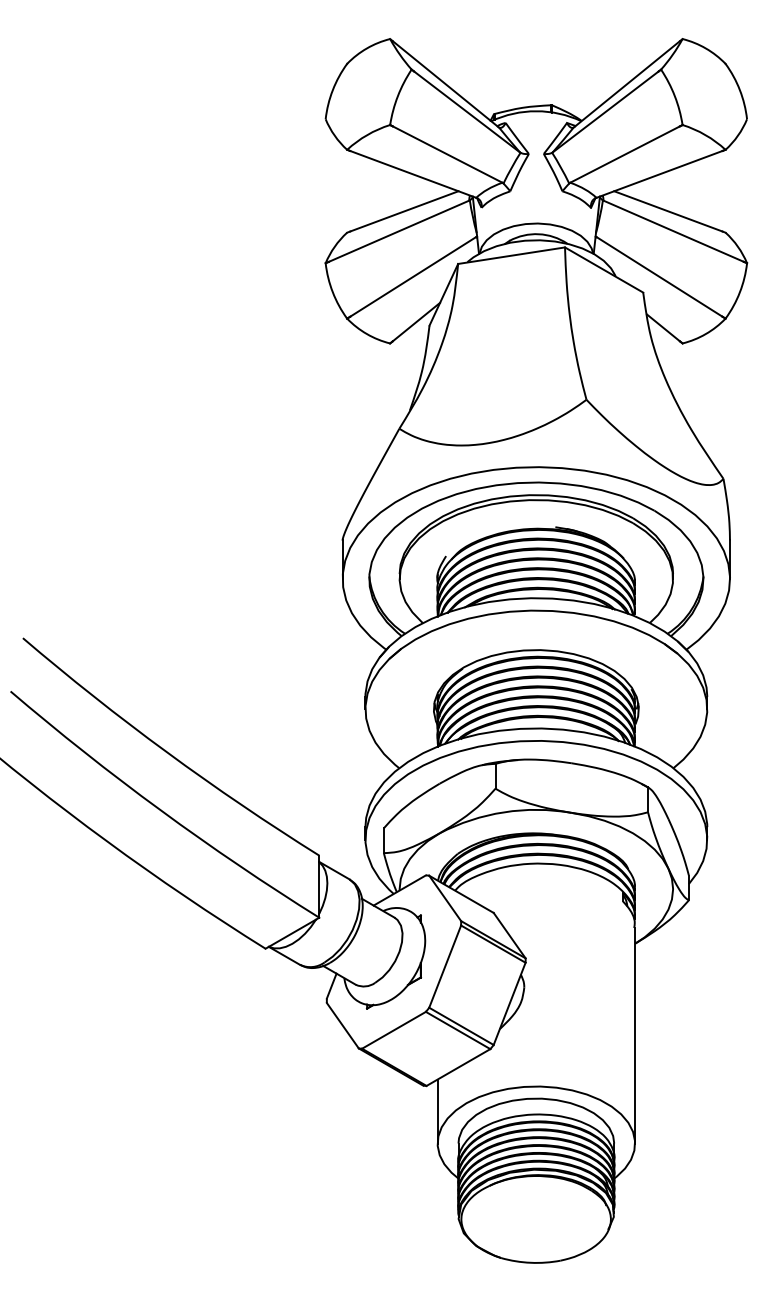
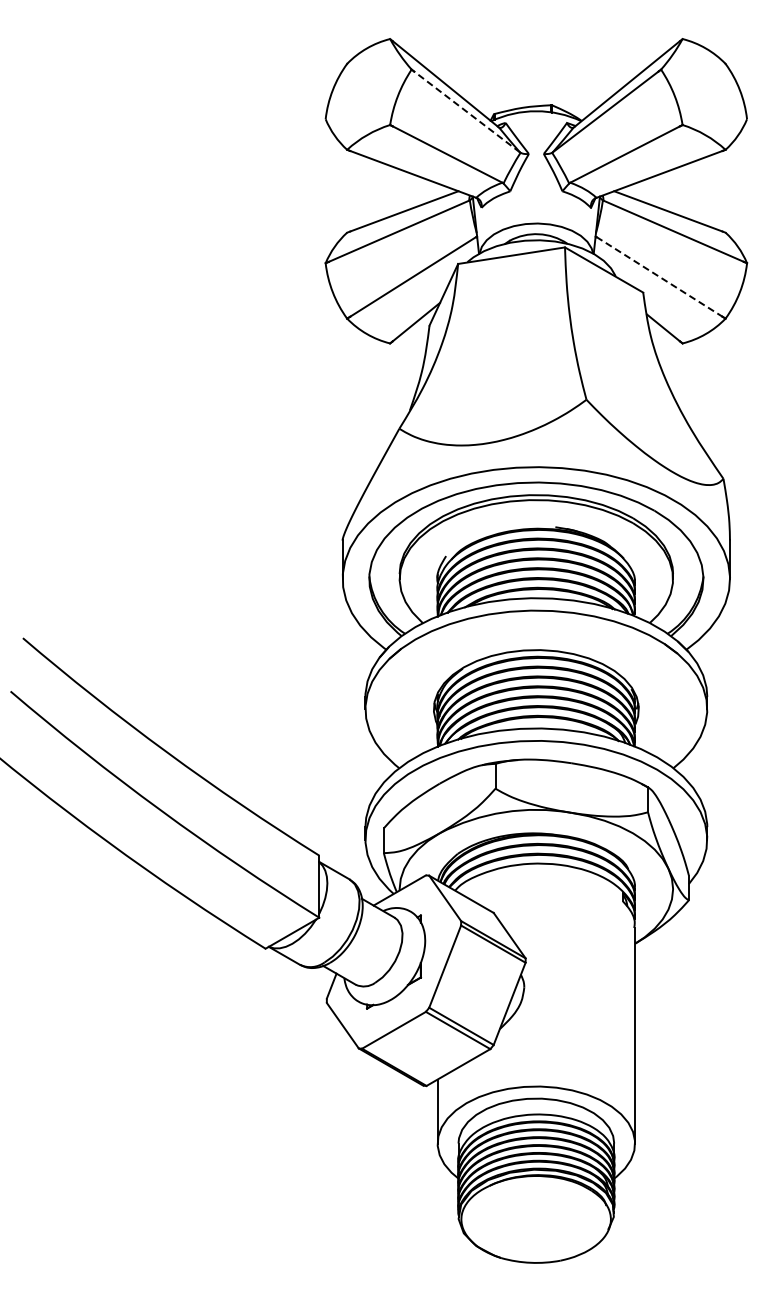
line: solid -> dashed (467, 111)
line: solid -> dashed (659, 276)
